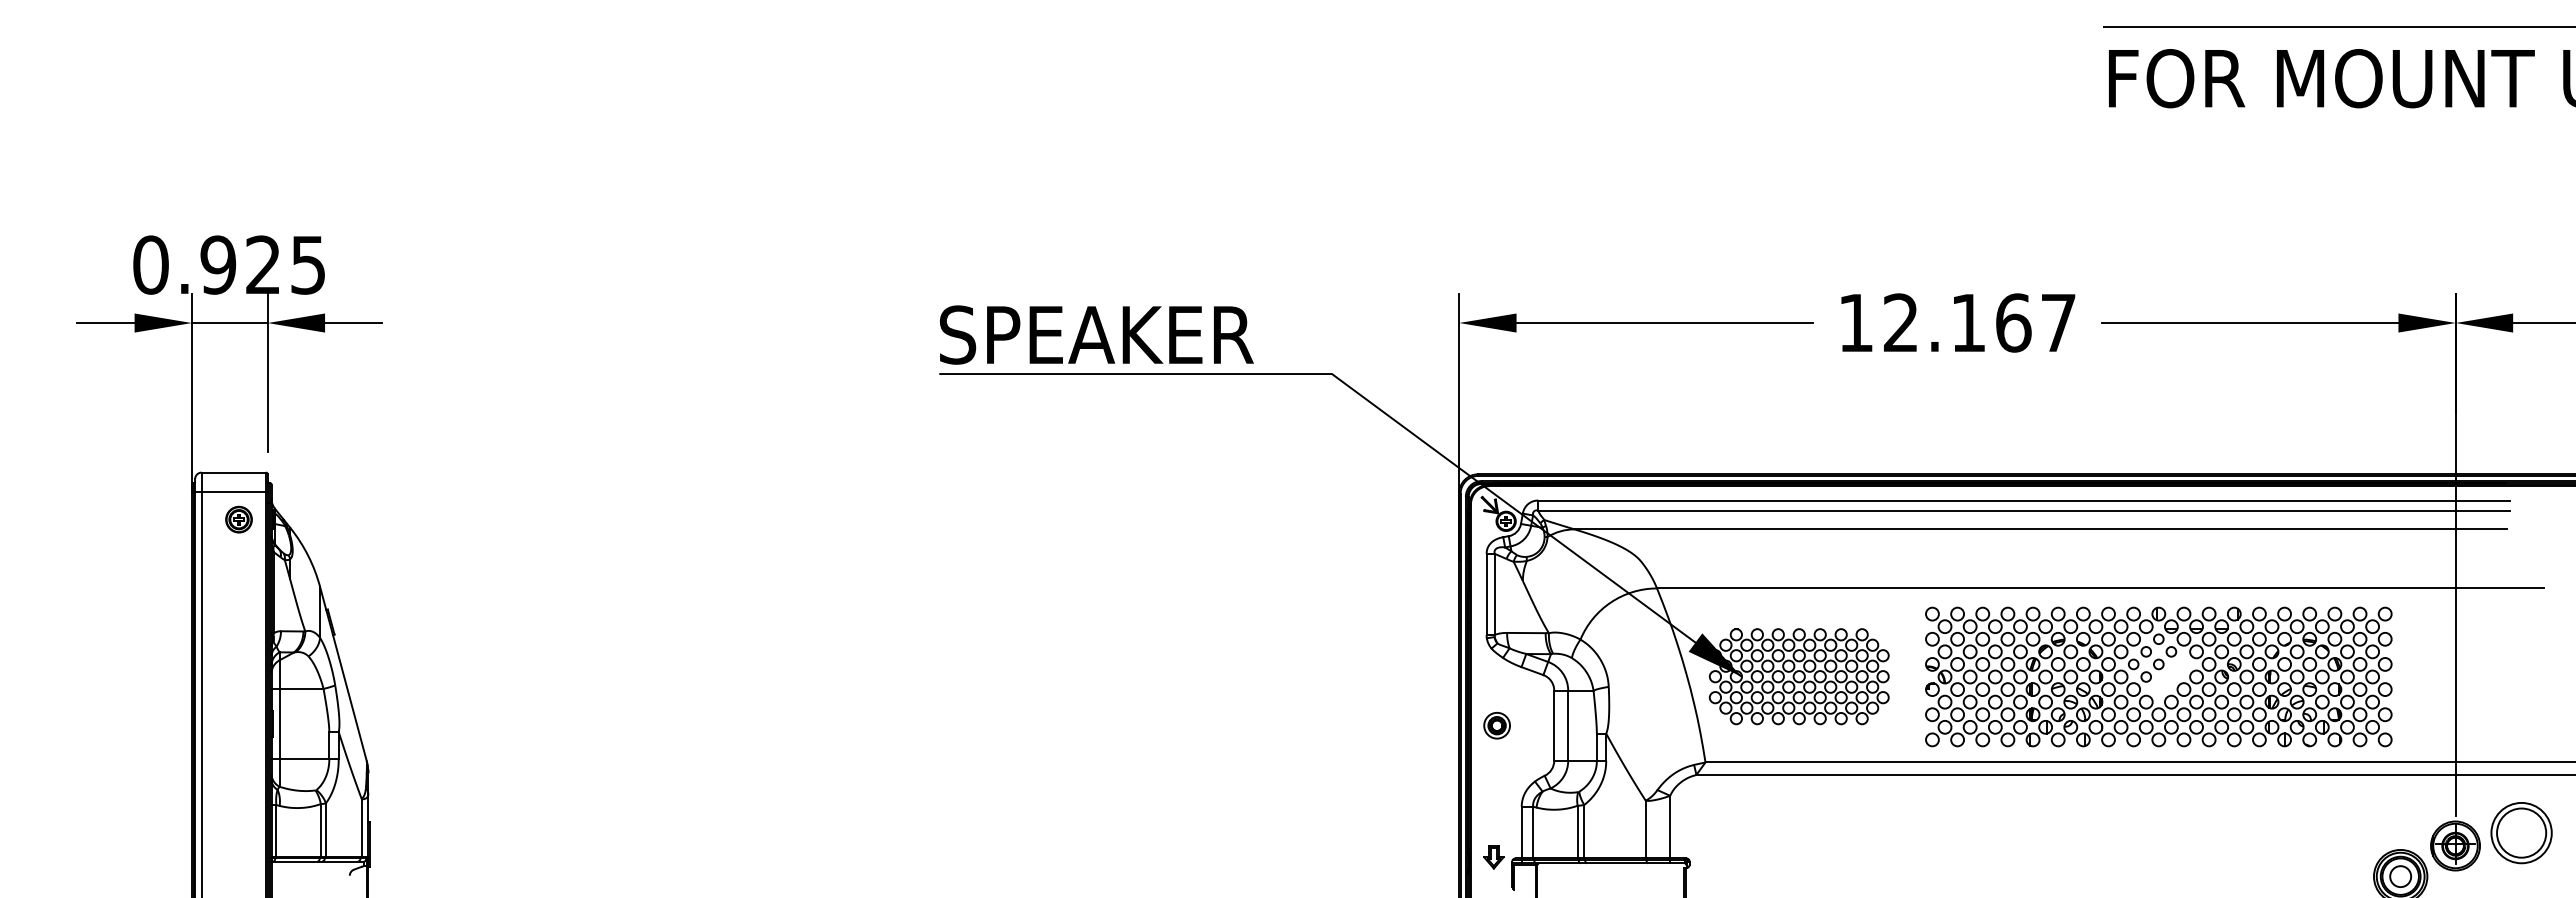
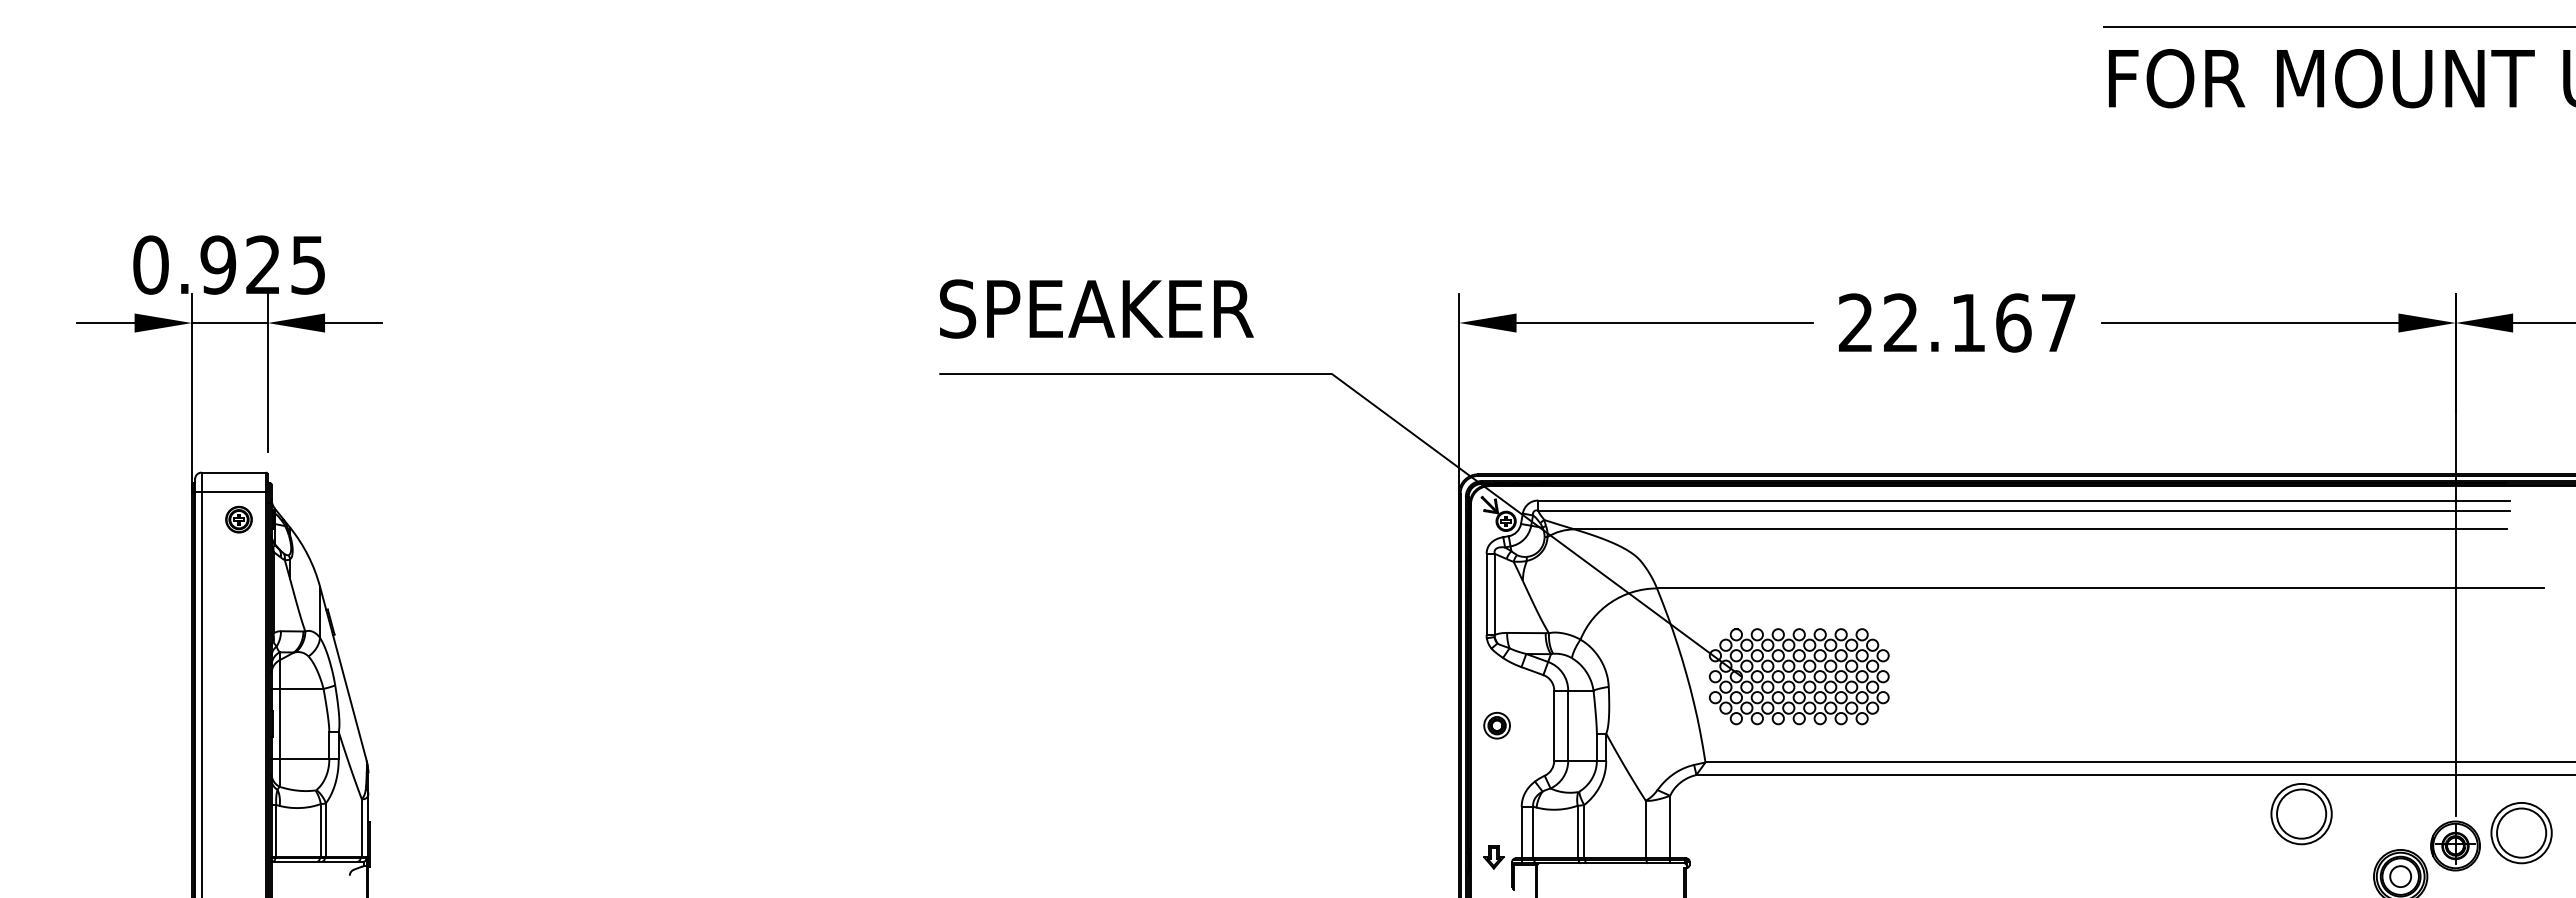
text: 12.167 -> 22.167 (1855, 322)
text position: (1096, 334) -> (1096, 308) (1096, 308)
fill: present -> none (1714, 654)
part: present -> none (2158, 676)
part: none -> present (2301, 814)
